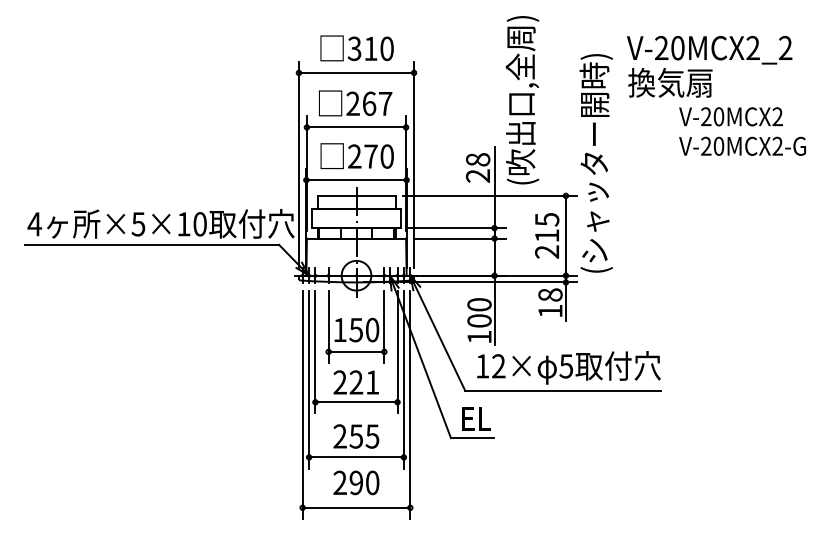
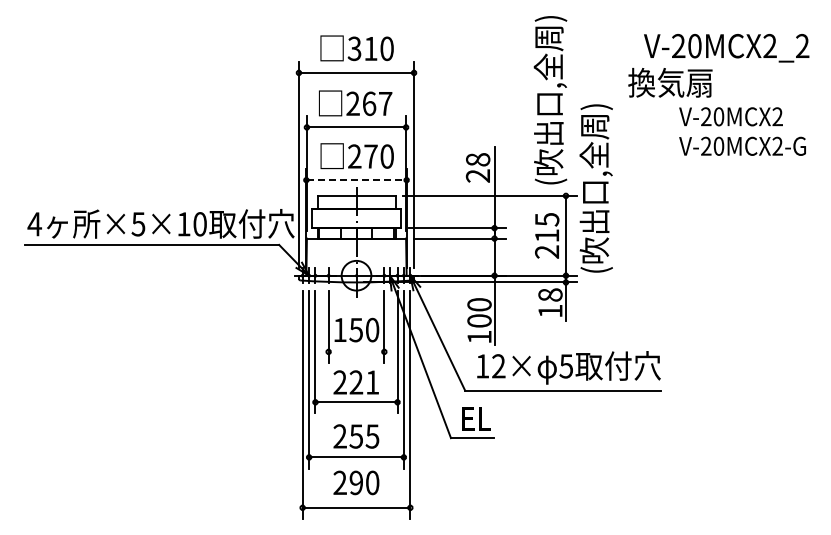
text position: (709, 50) -> (726, 48) (726, 48)
text position: (522, 100) -> (550, 100) (550, 100)
text: (シャッター開時) -> (吹出口,全周) (595, 158)
line: solid -> dashed (357, 180)
line: present -> none (356, 351)
